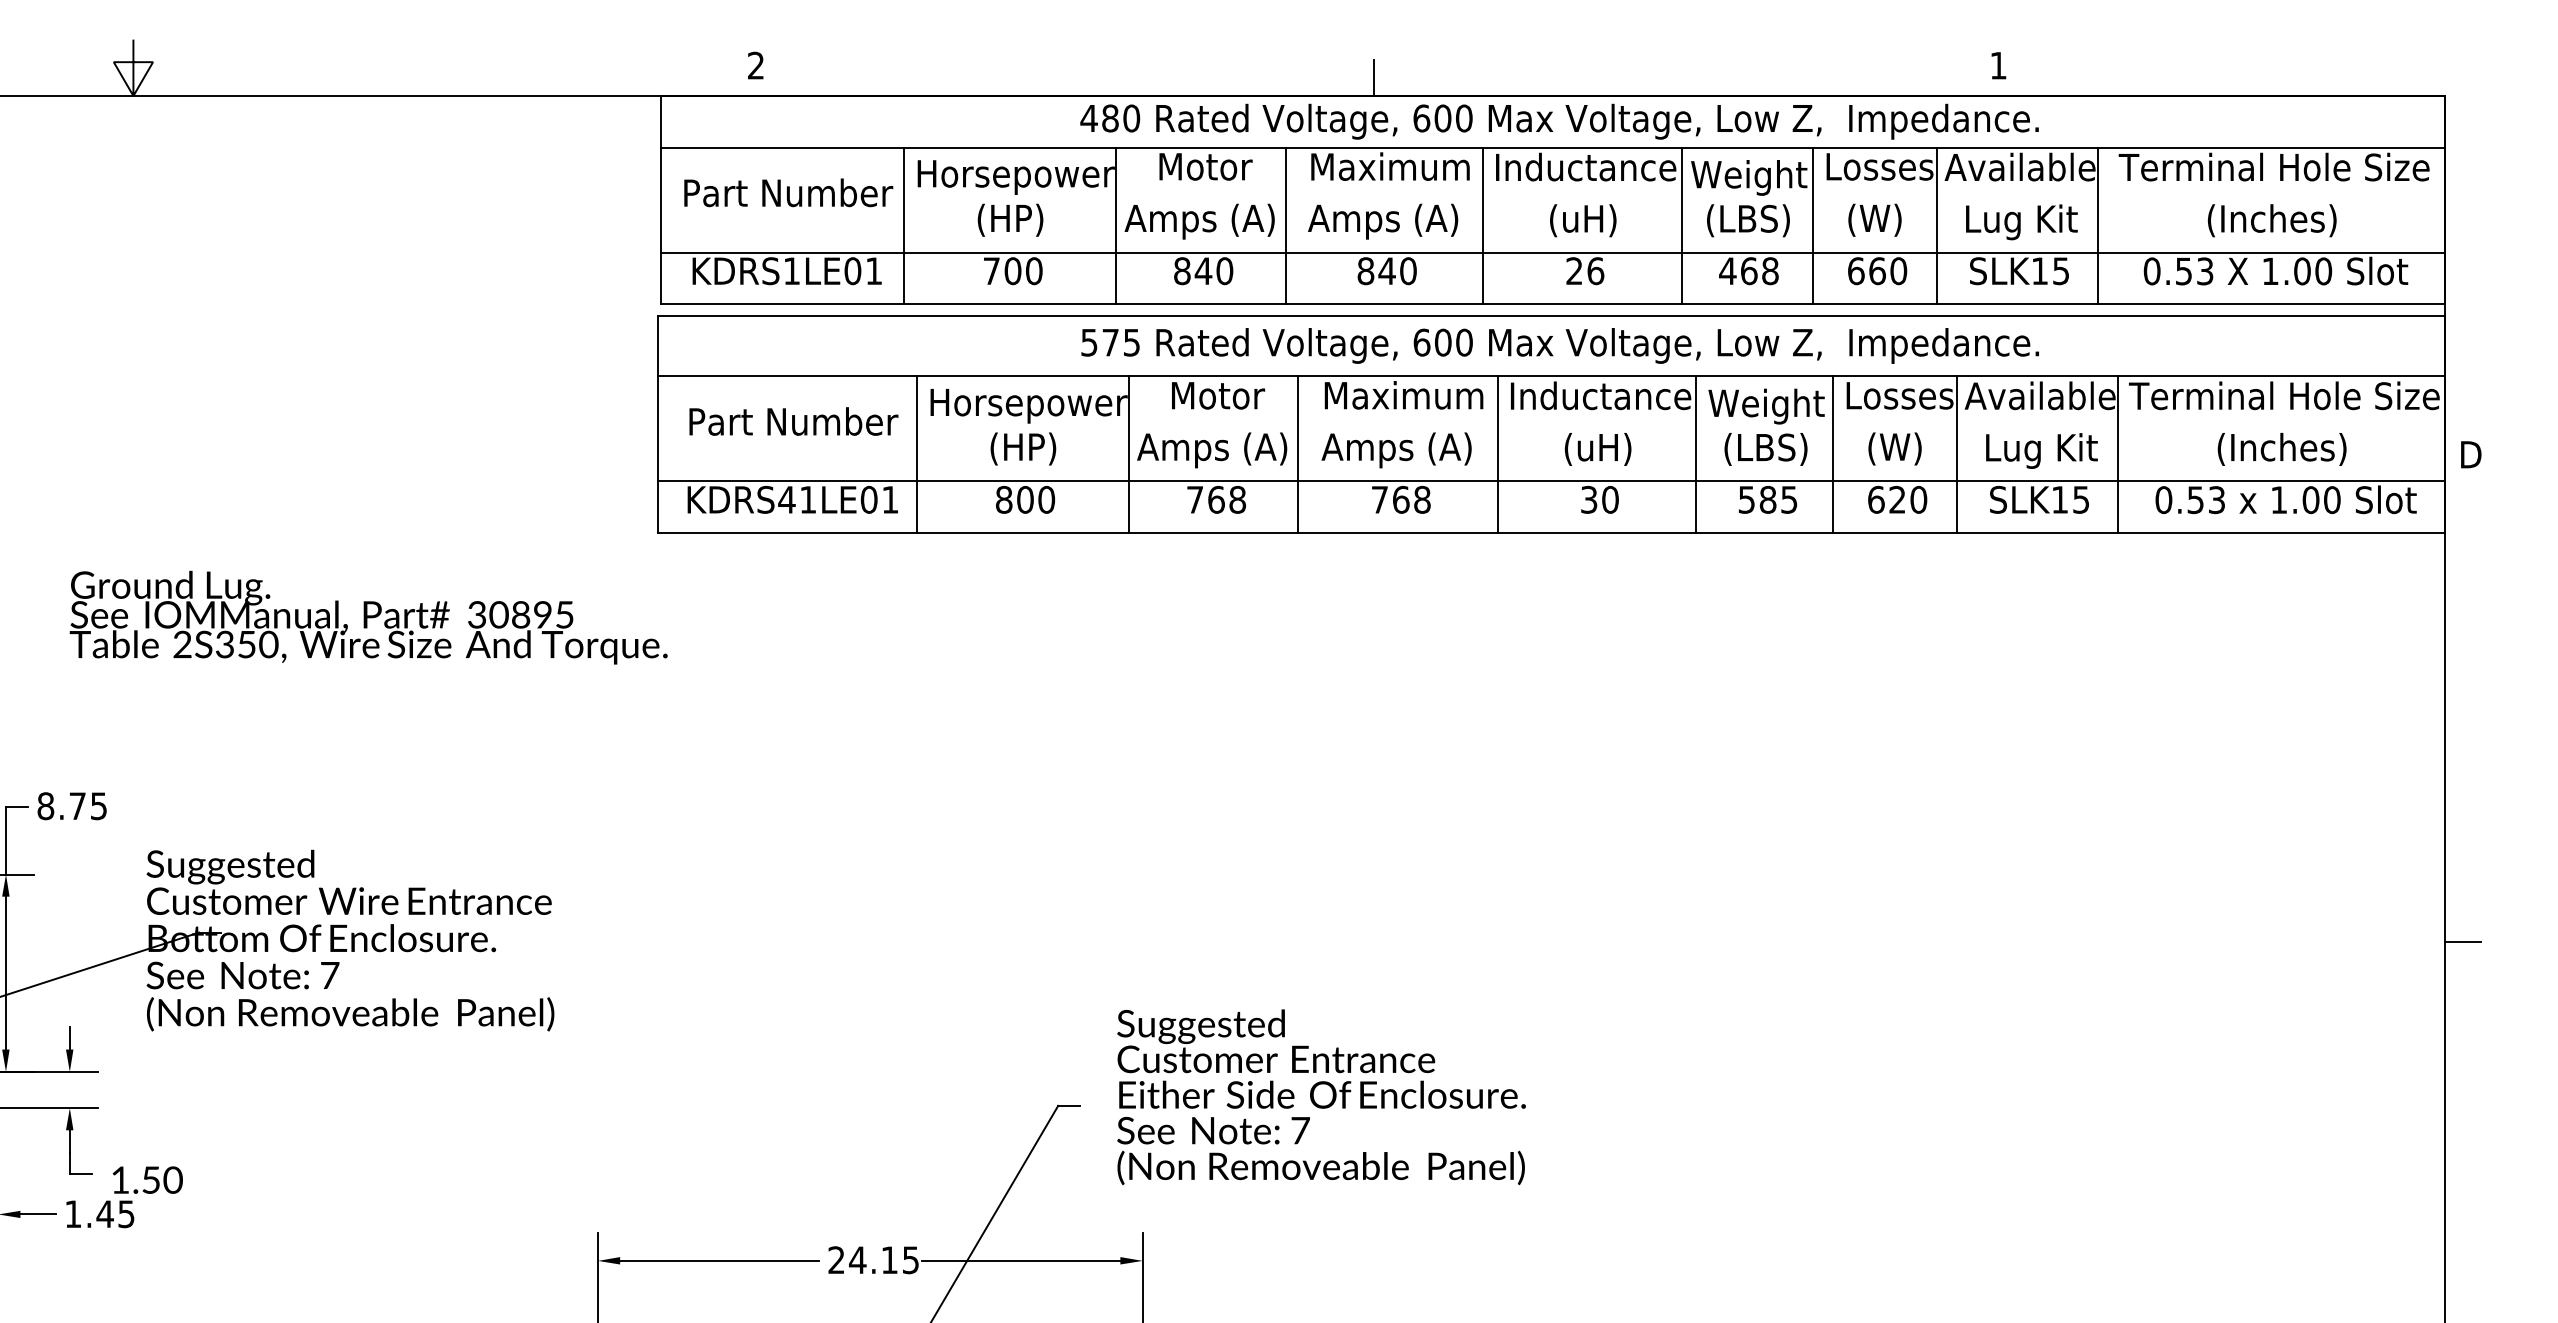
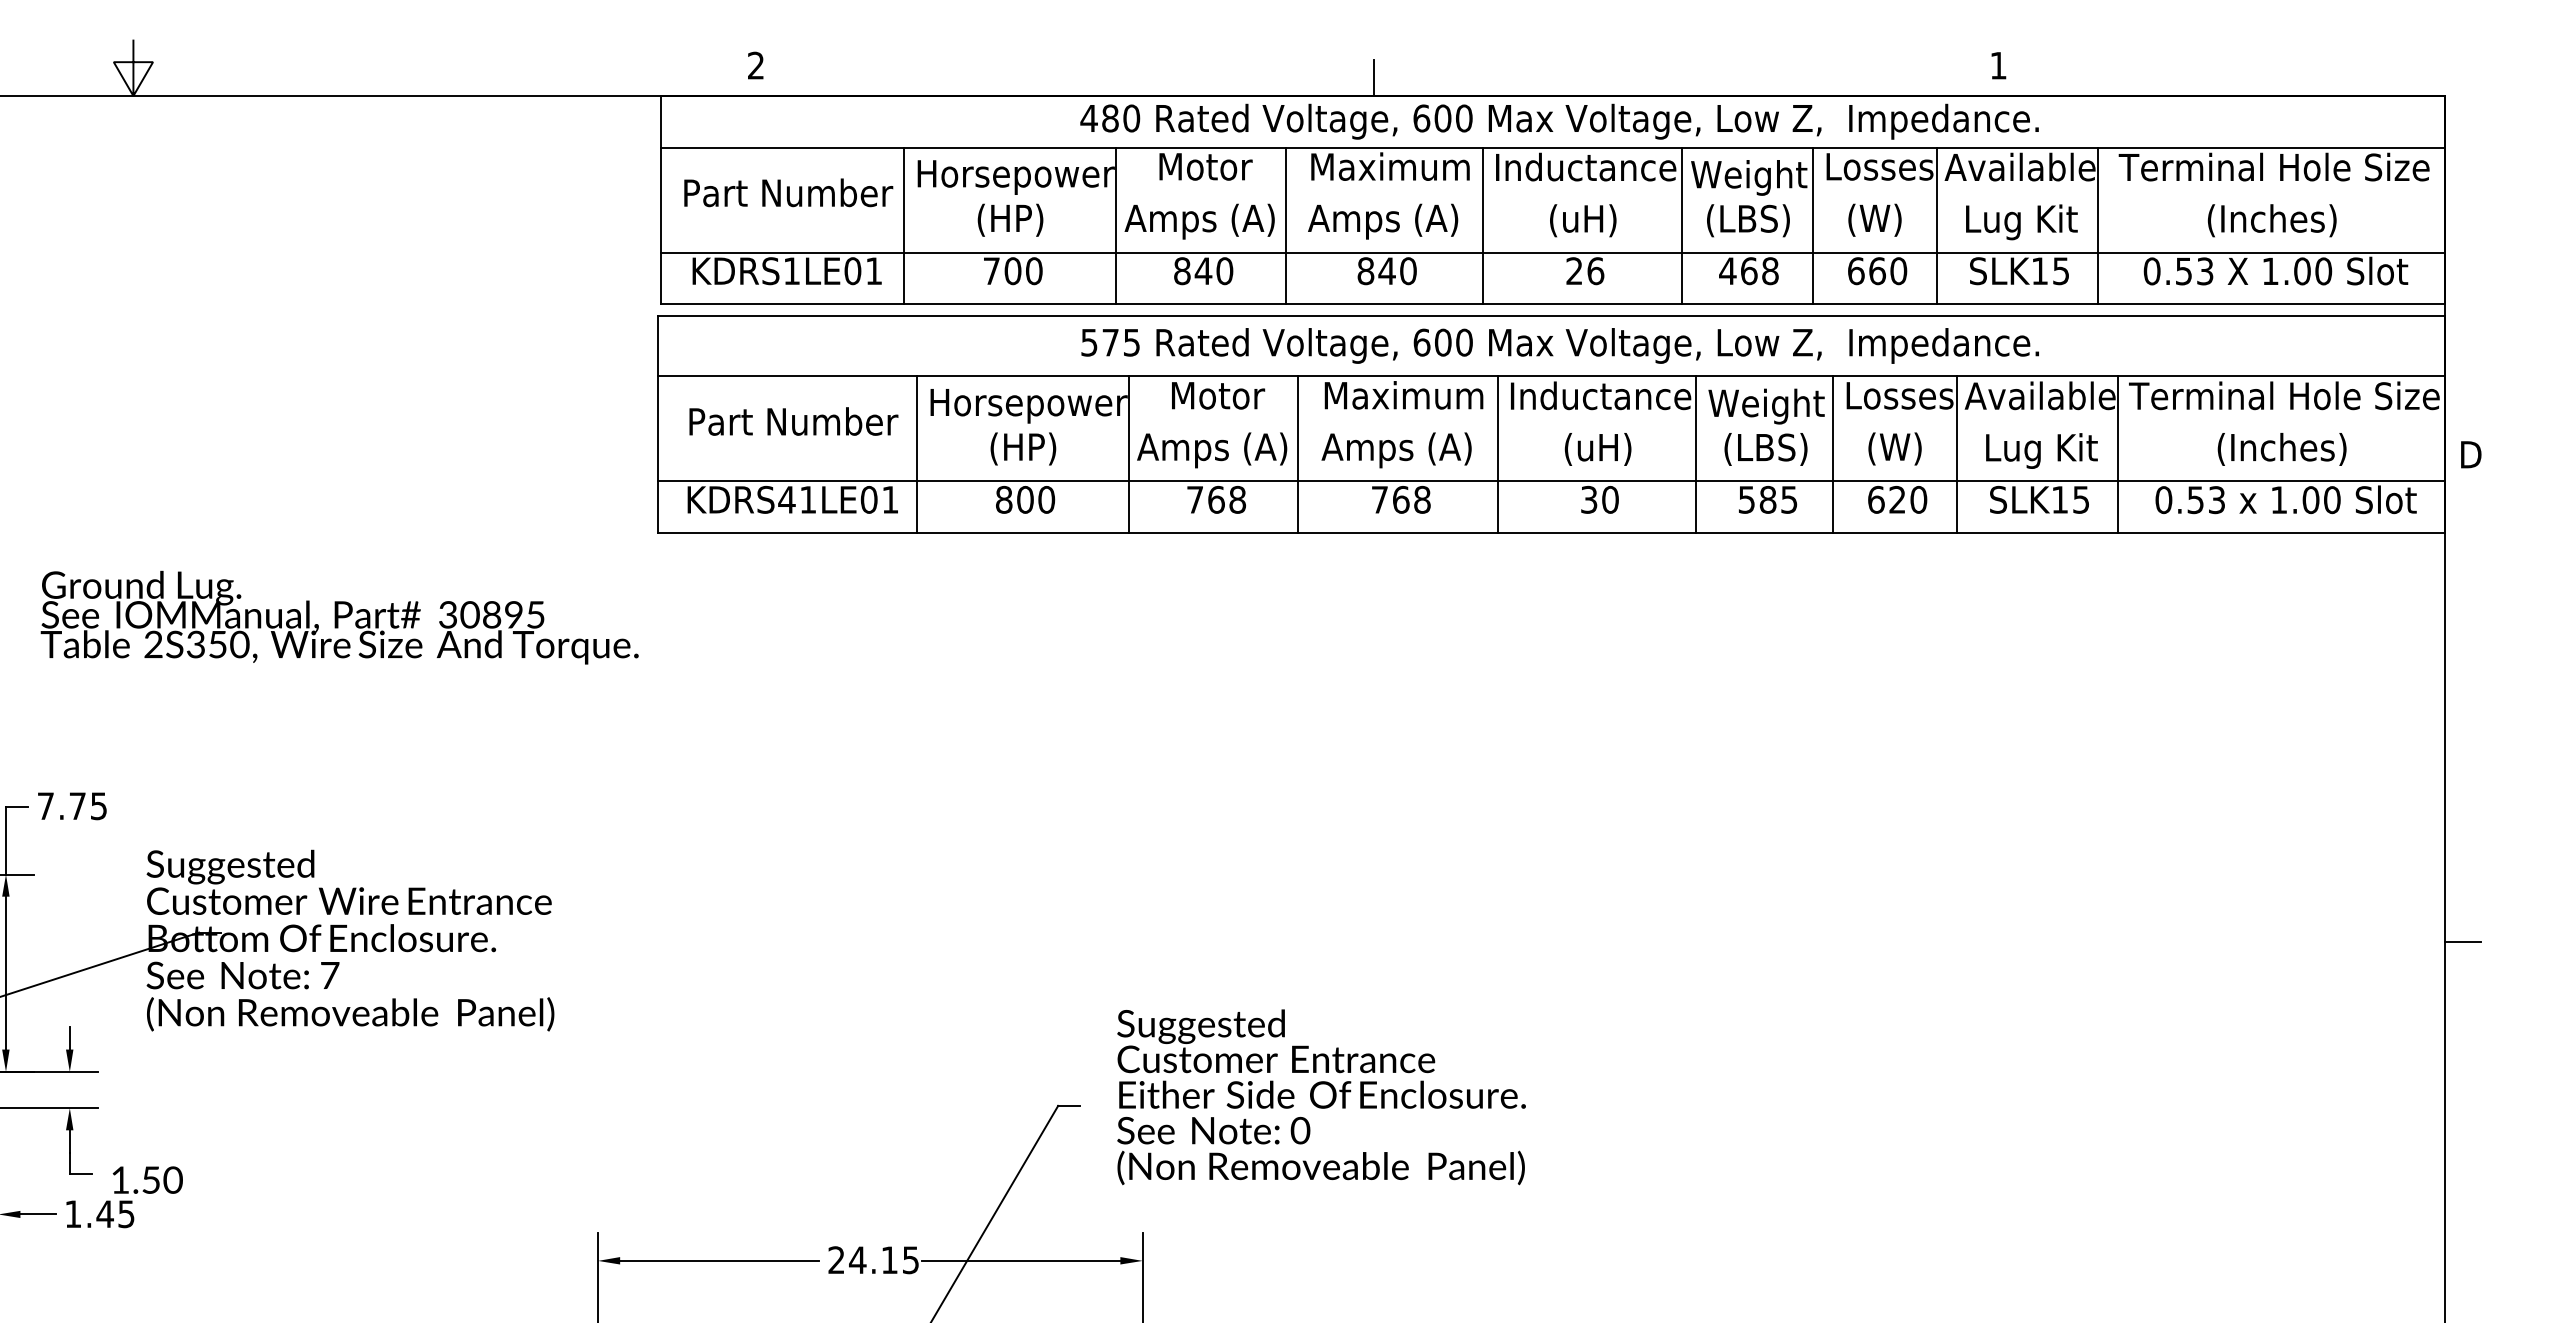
text position: (368, 617) -> (339, 617) (339, 617)
text: 8.75 -> 7.75 (45, 806)
text: 7 -> 0 (1300, 1130)
